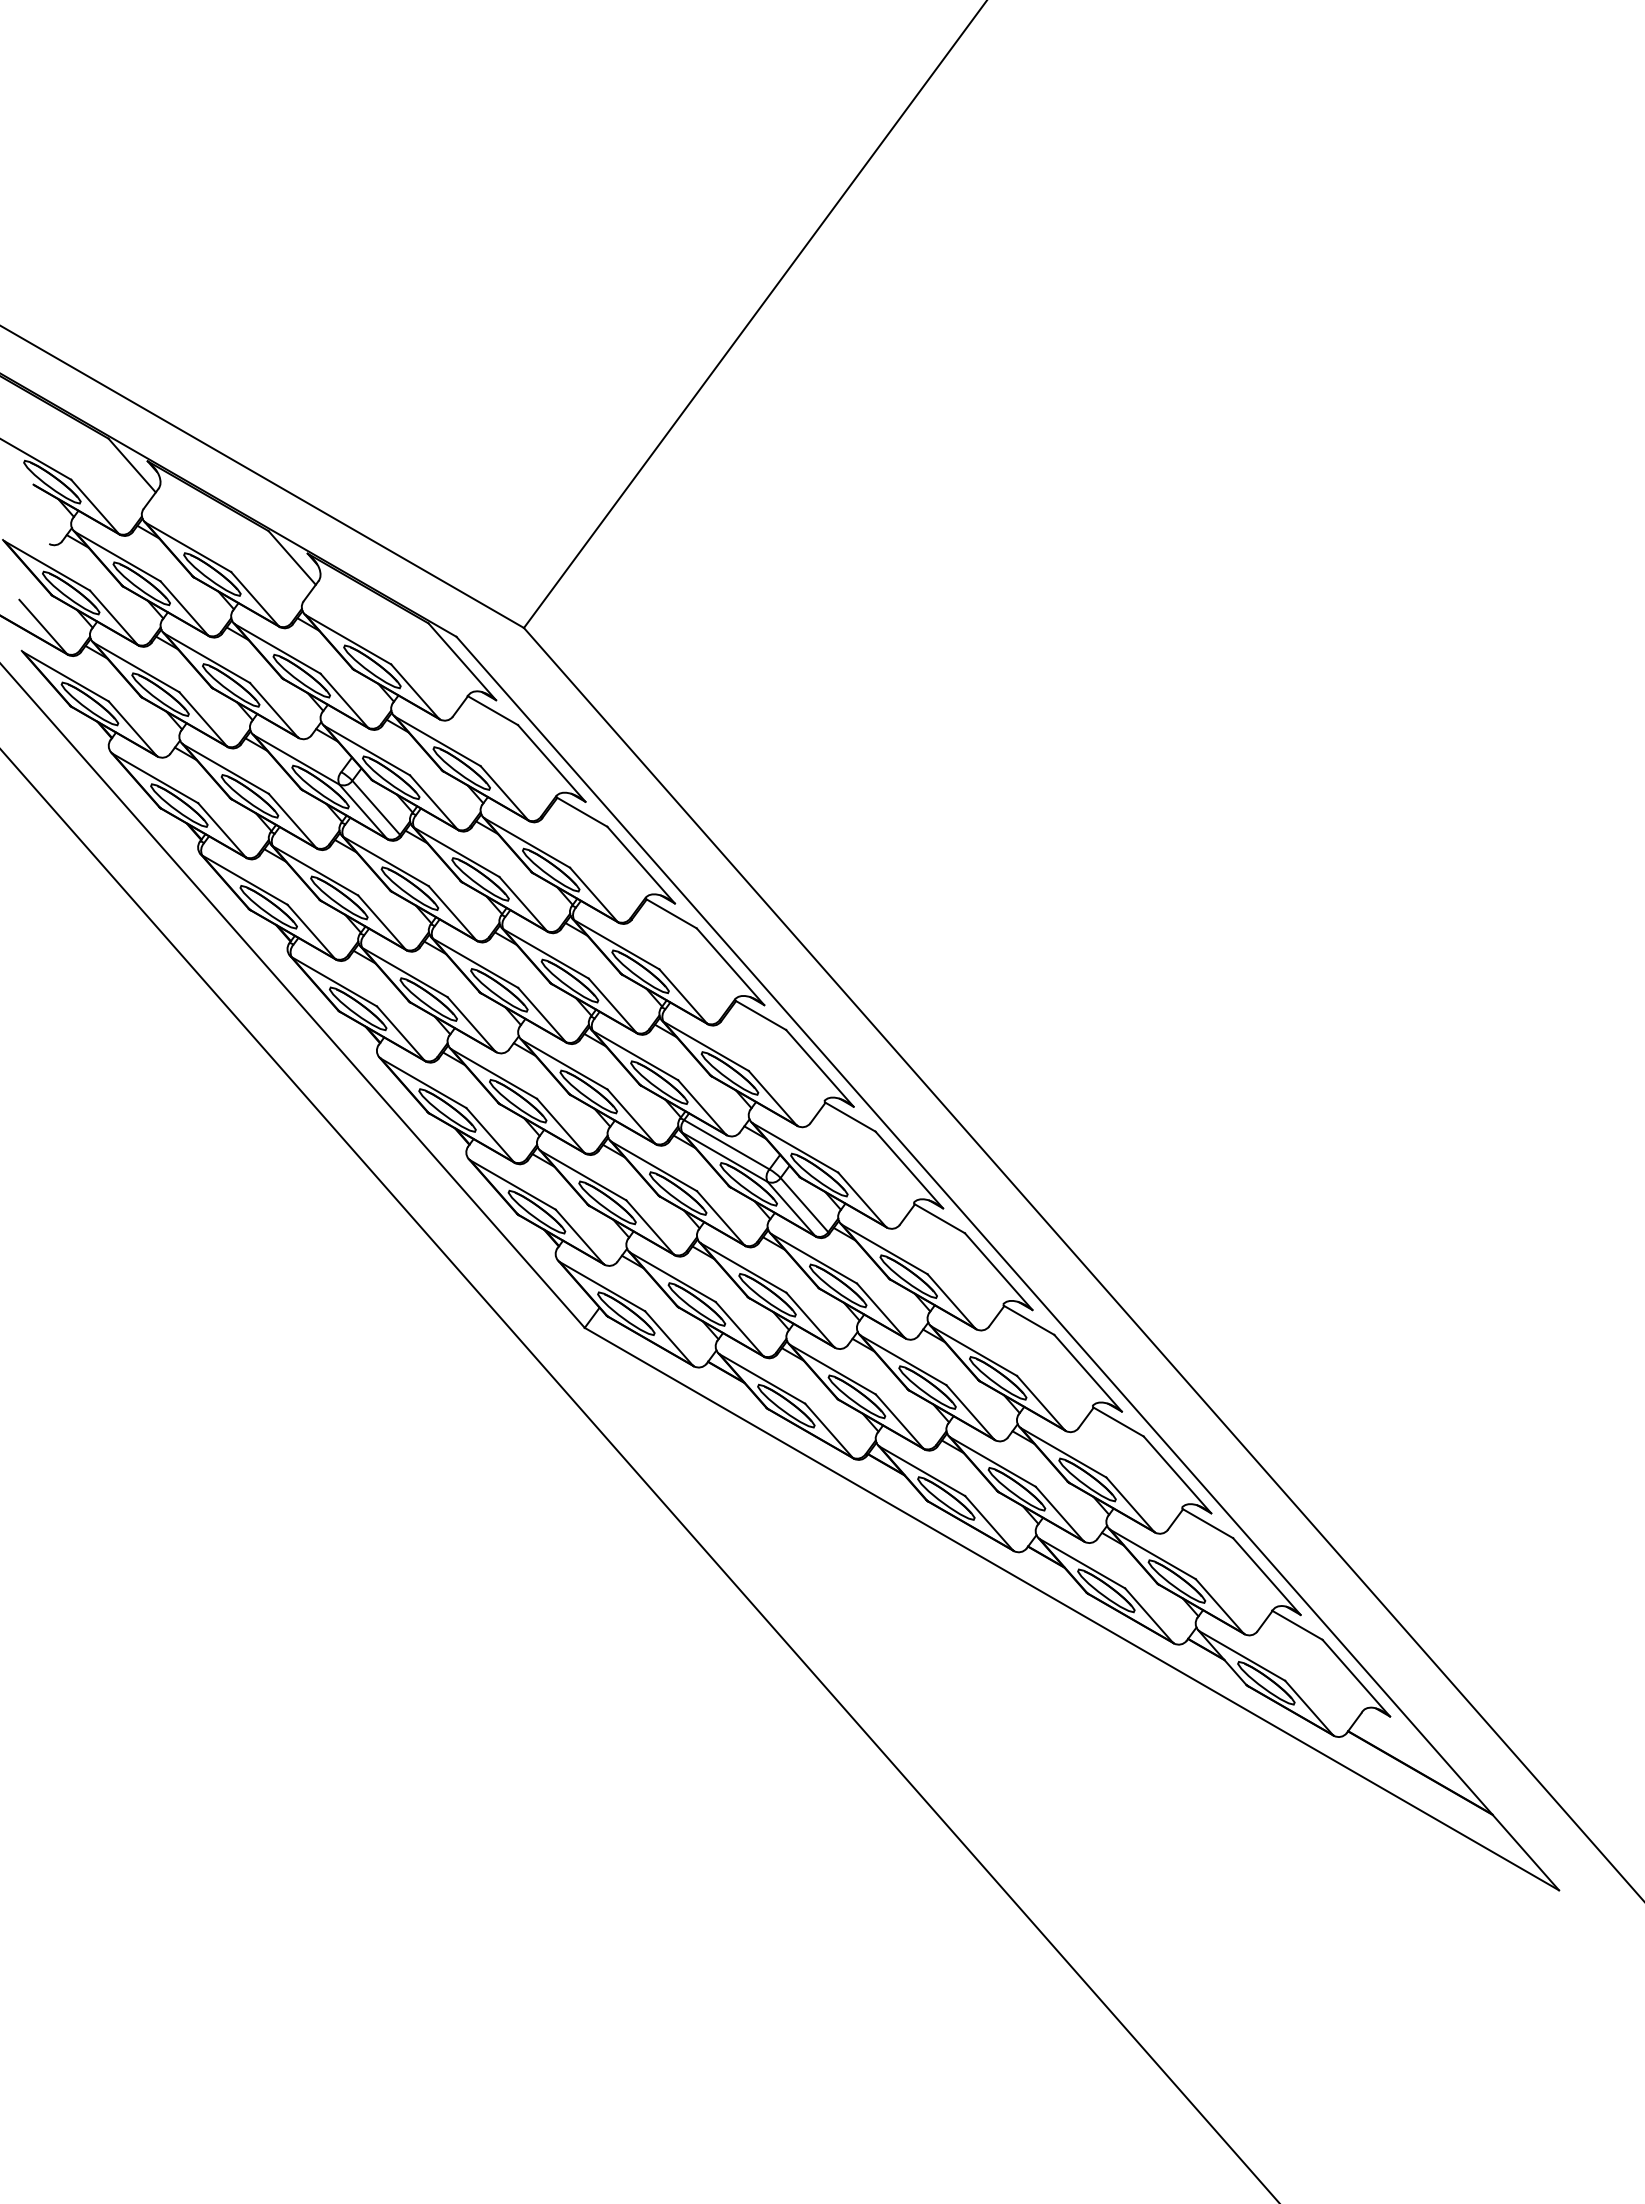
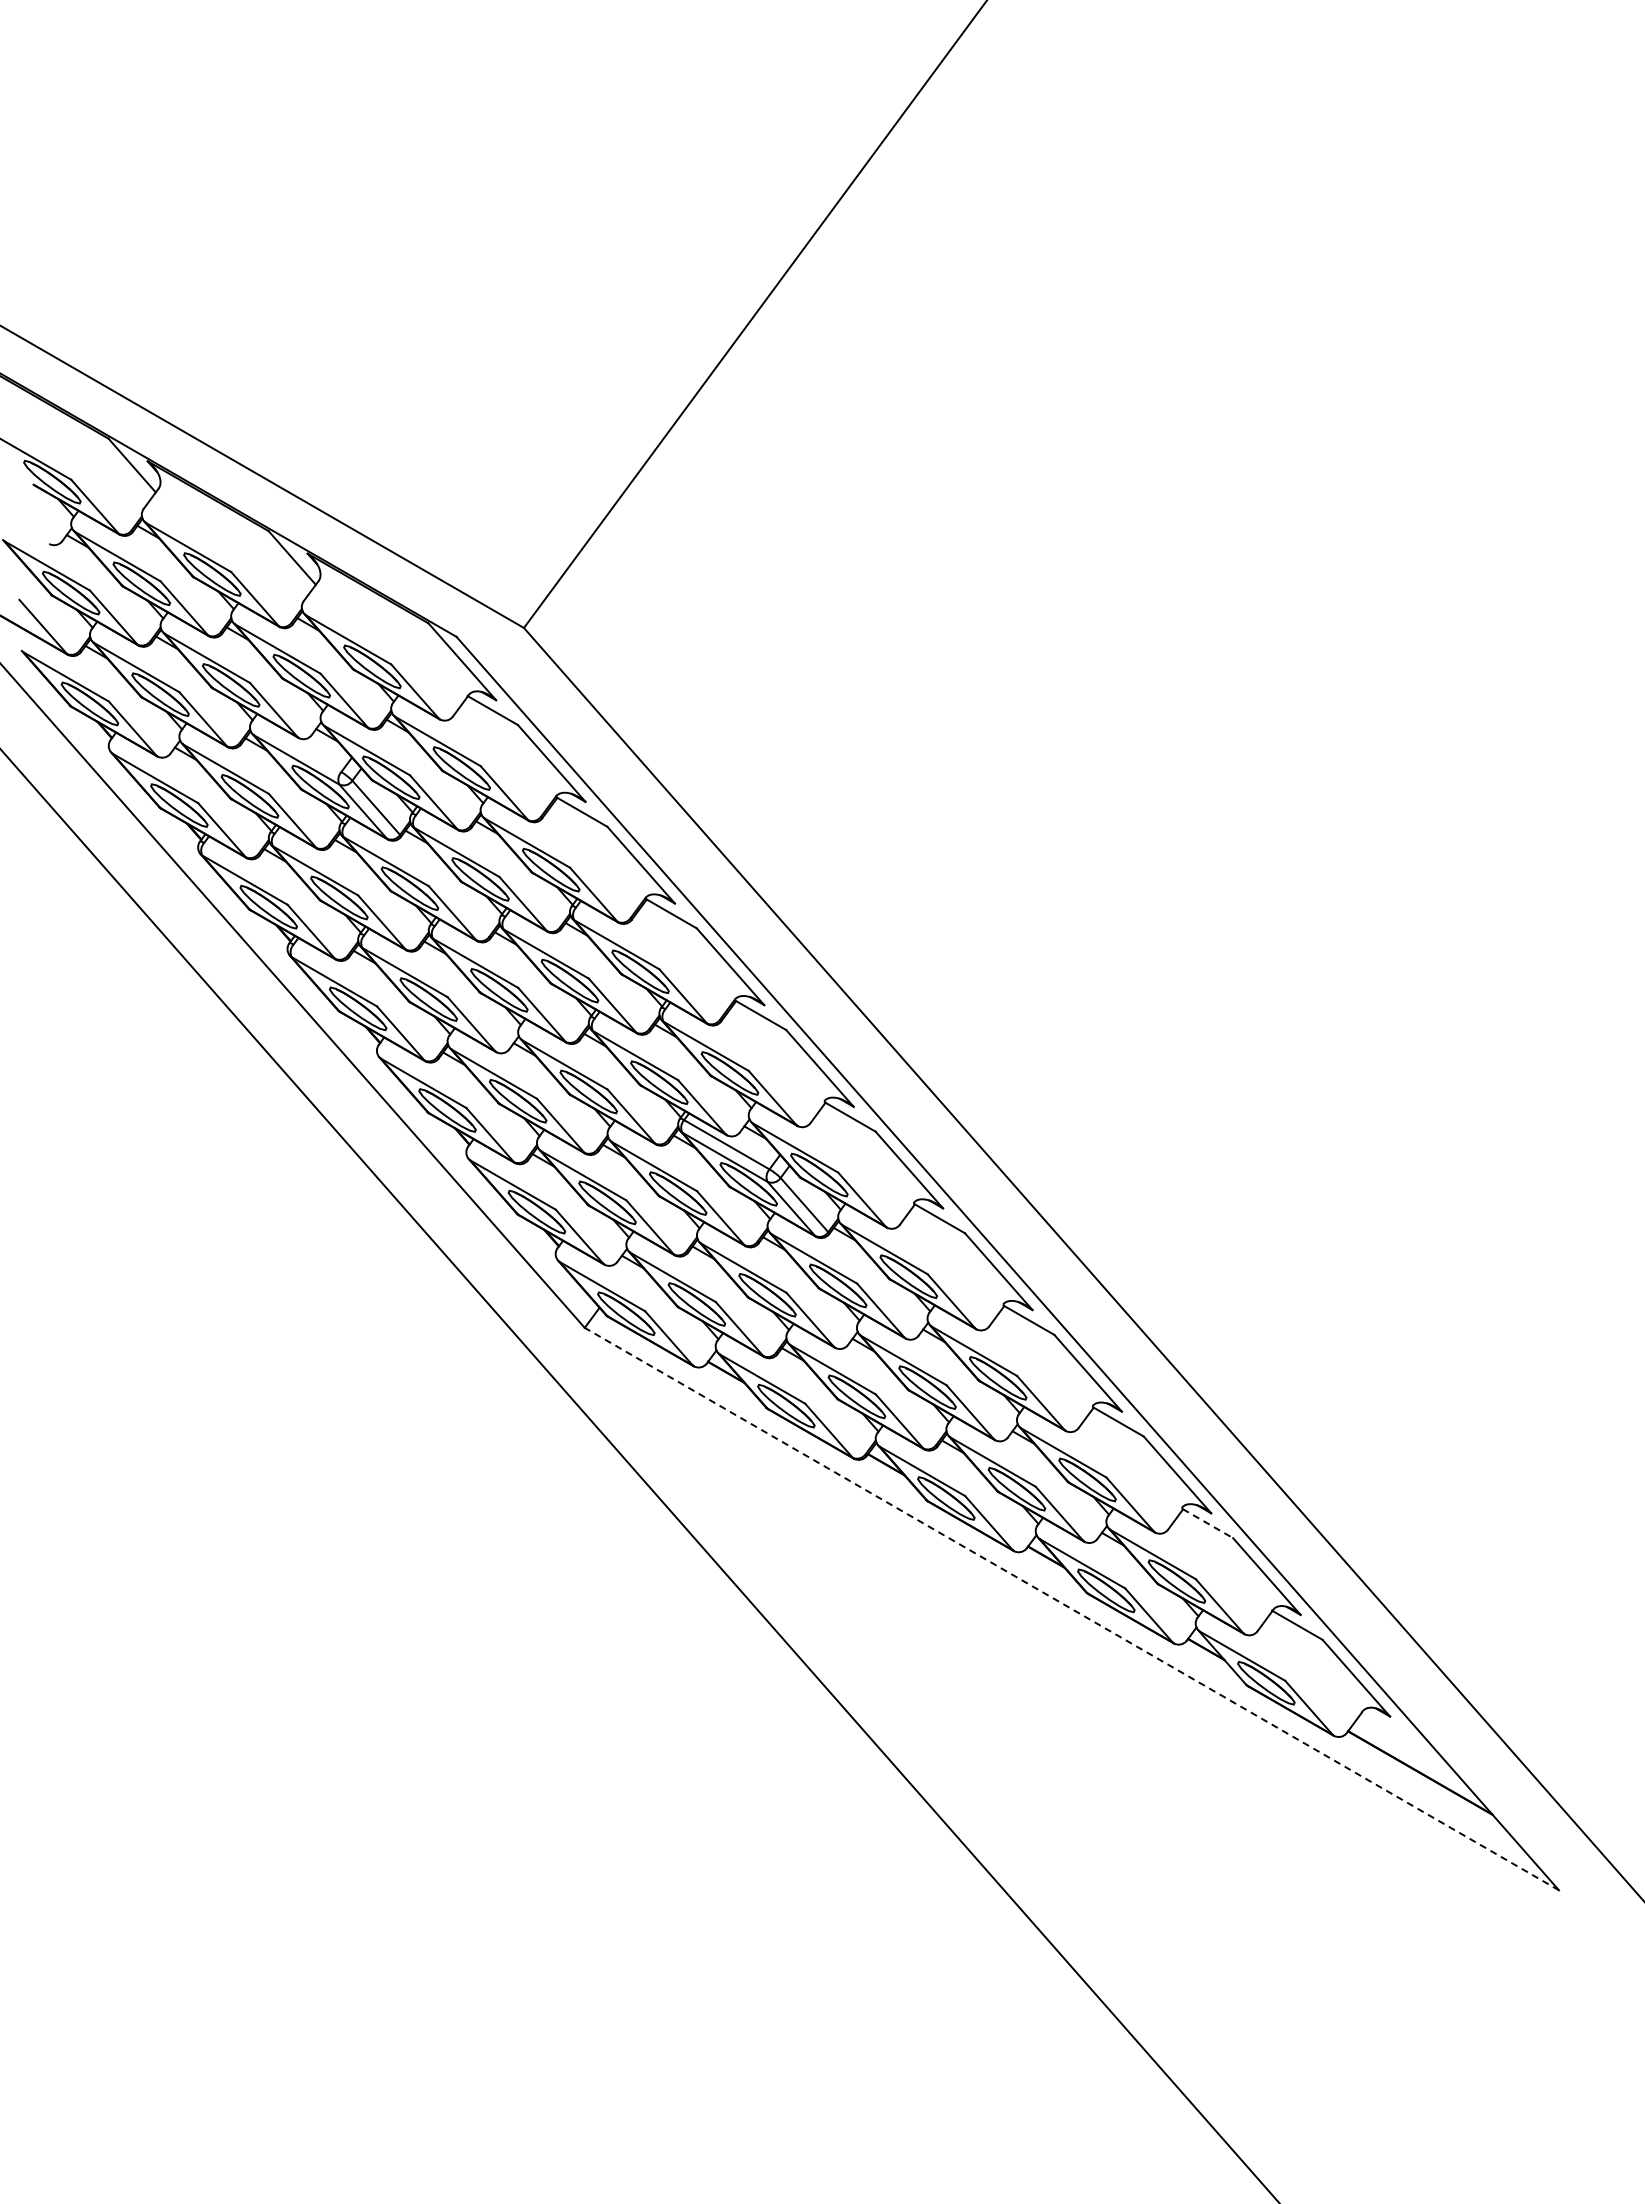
line: solid -> dashed (1208, 1523)
line: solid -> dashed (1071, 1608)
